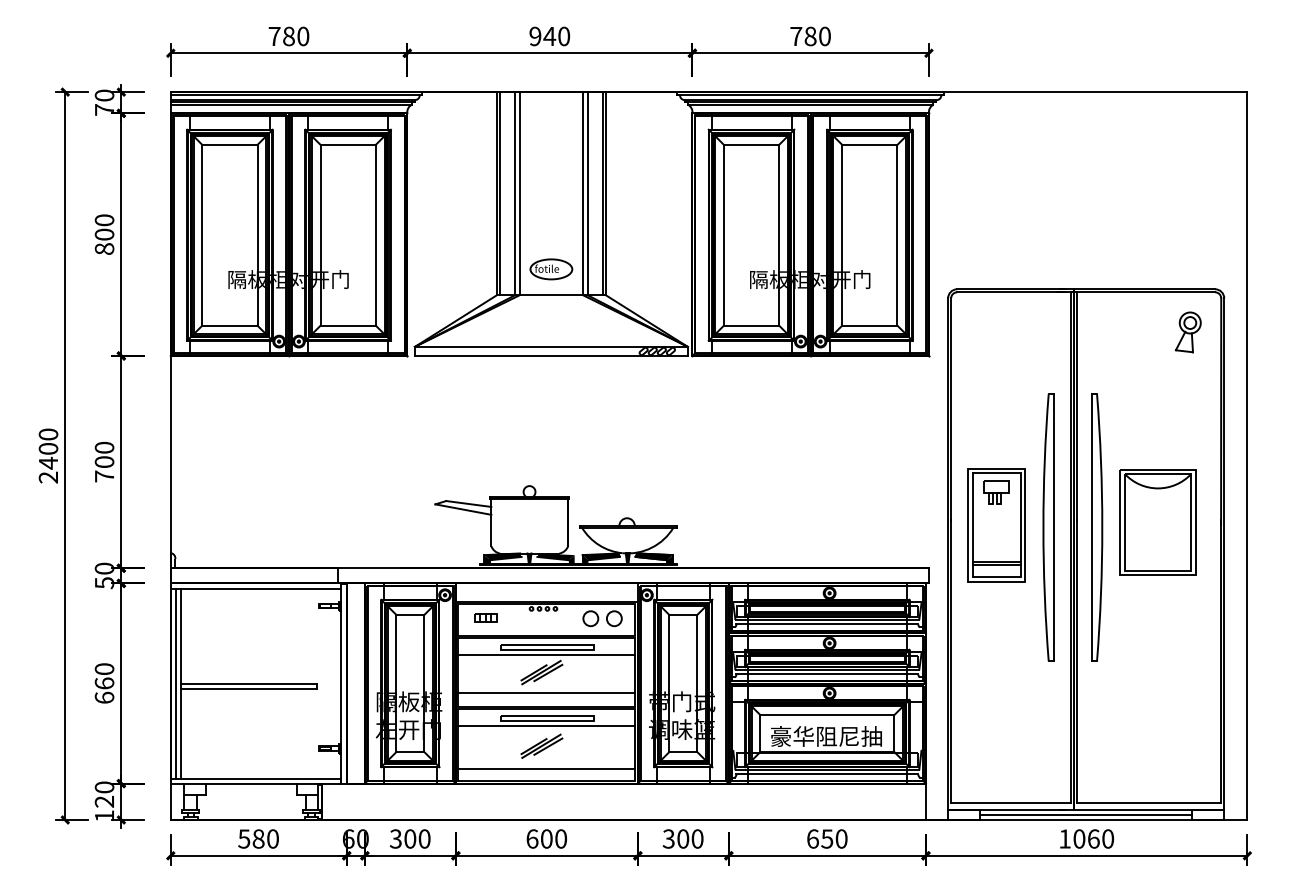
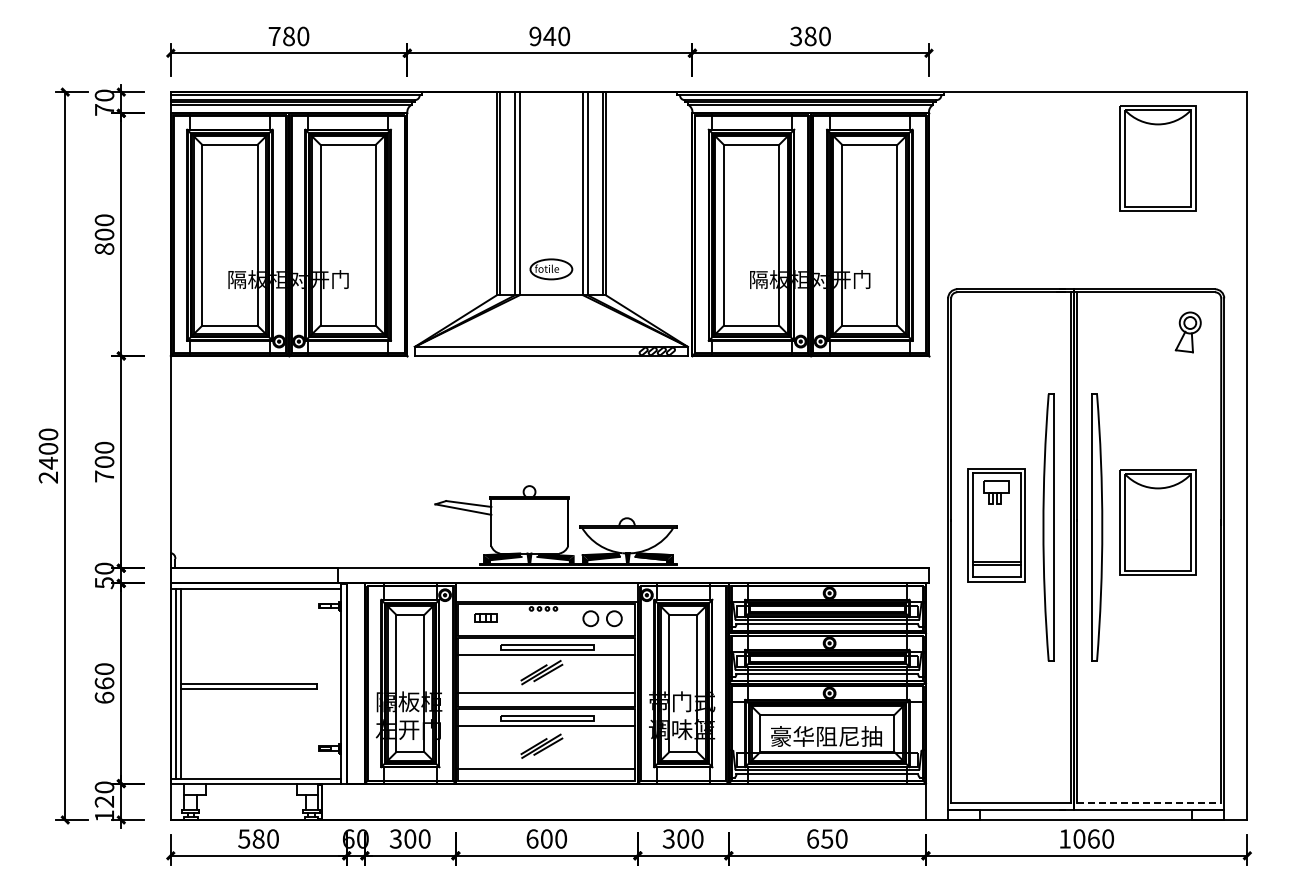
text: 780 -> 380 (796, 36)
part: none -> present (1157, 158)
line: solid -> dashed (1149, 803)
line: present -> none (1086, 814)
